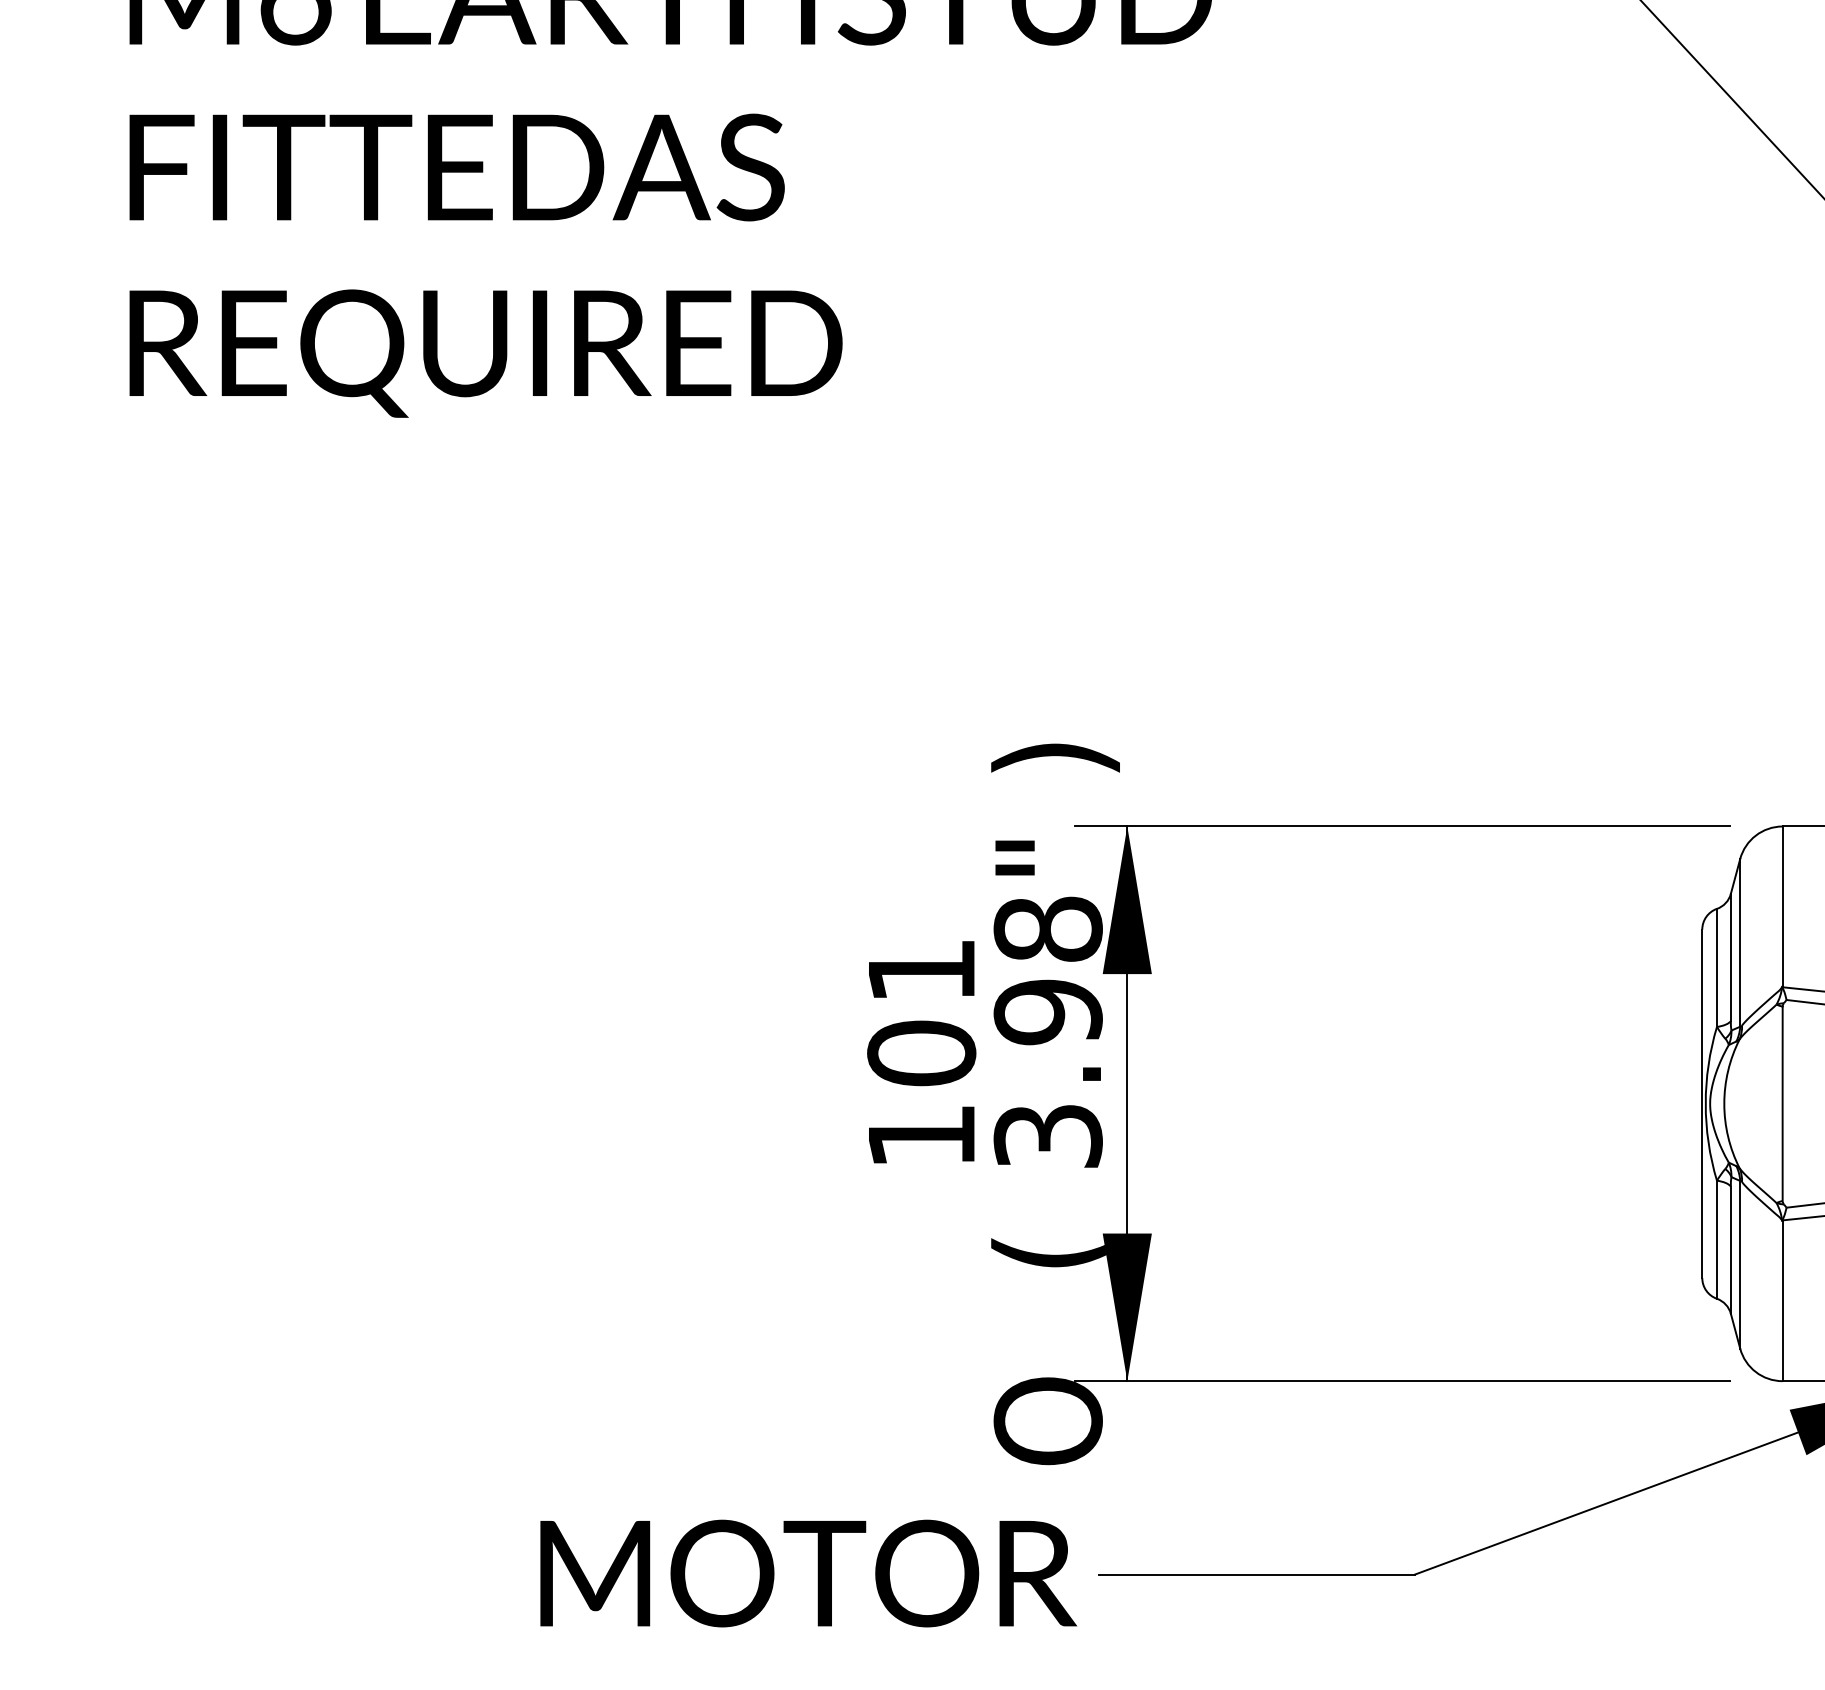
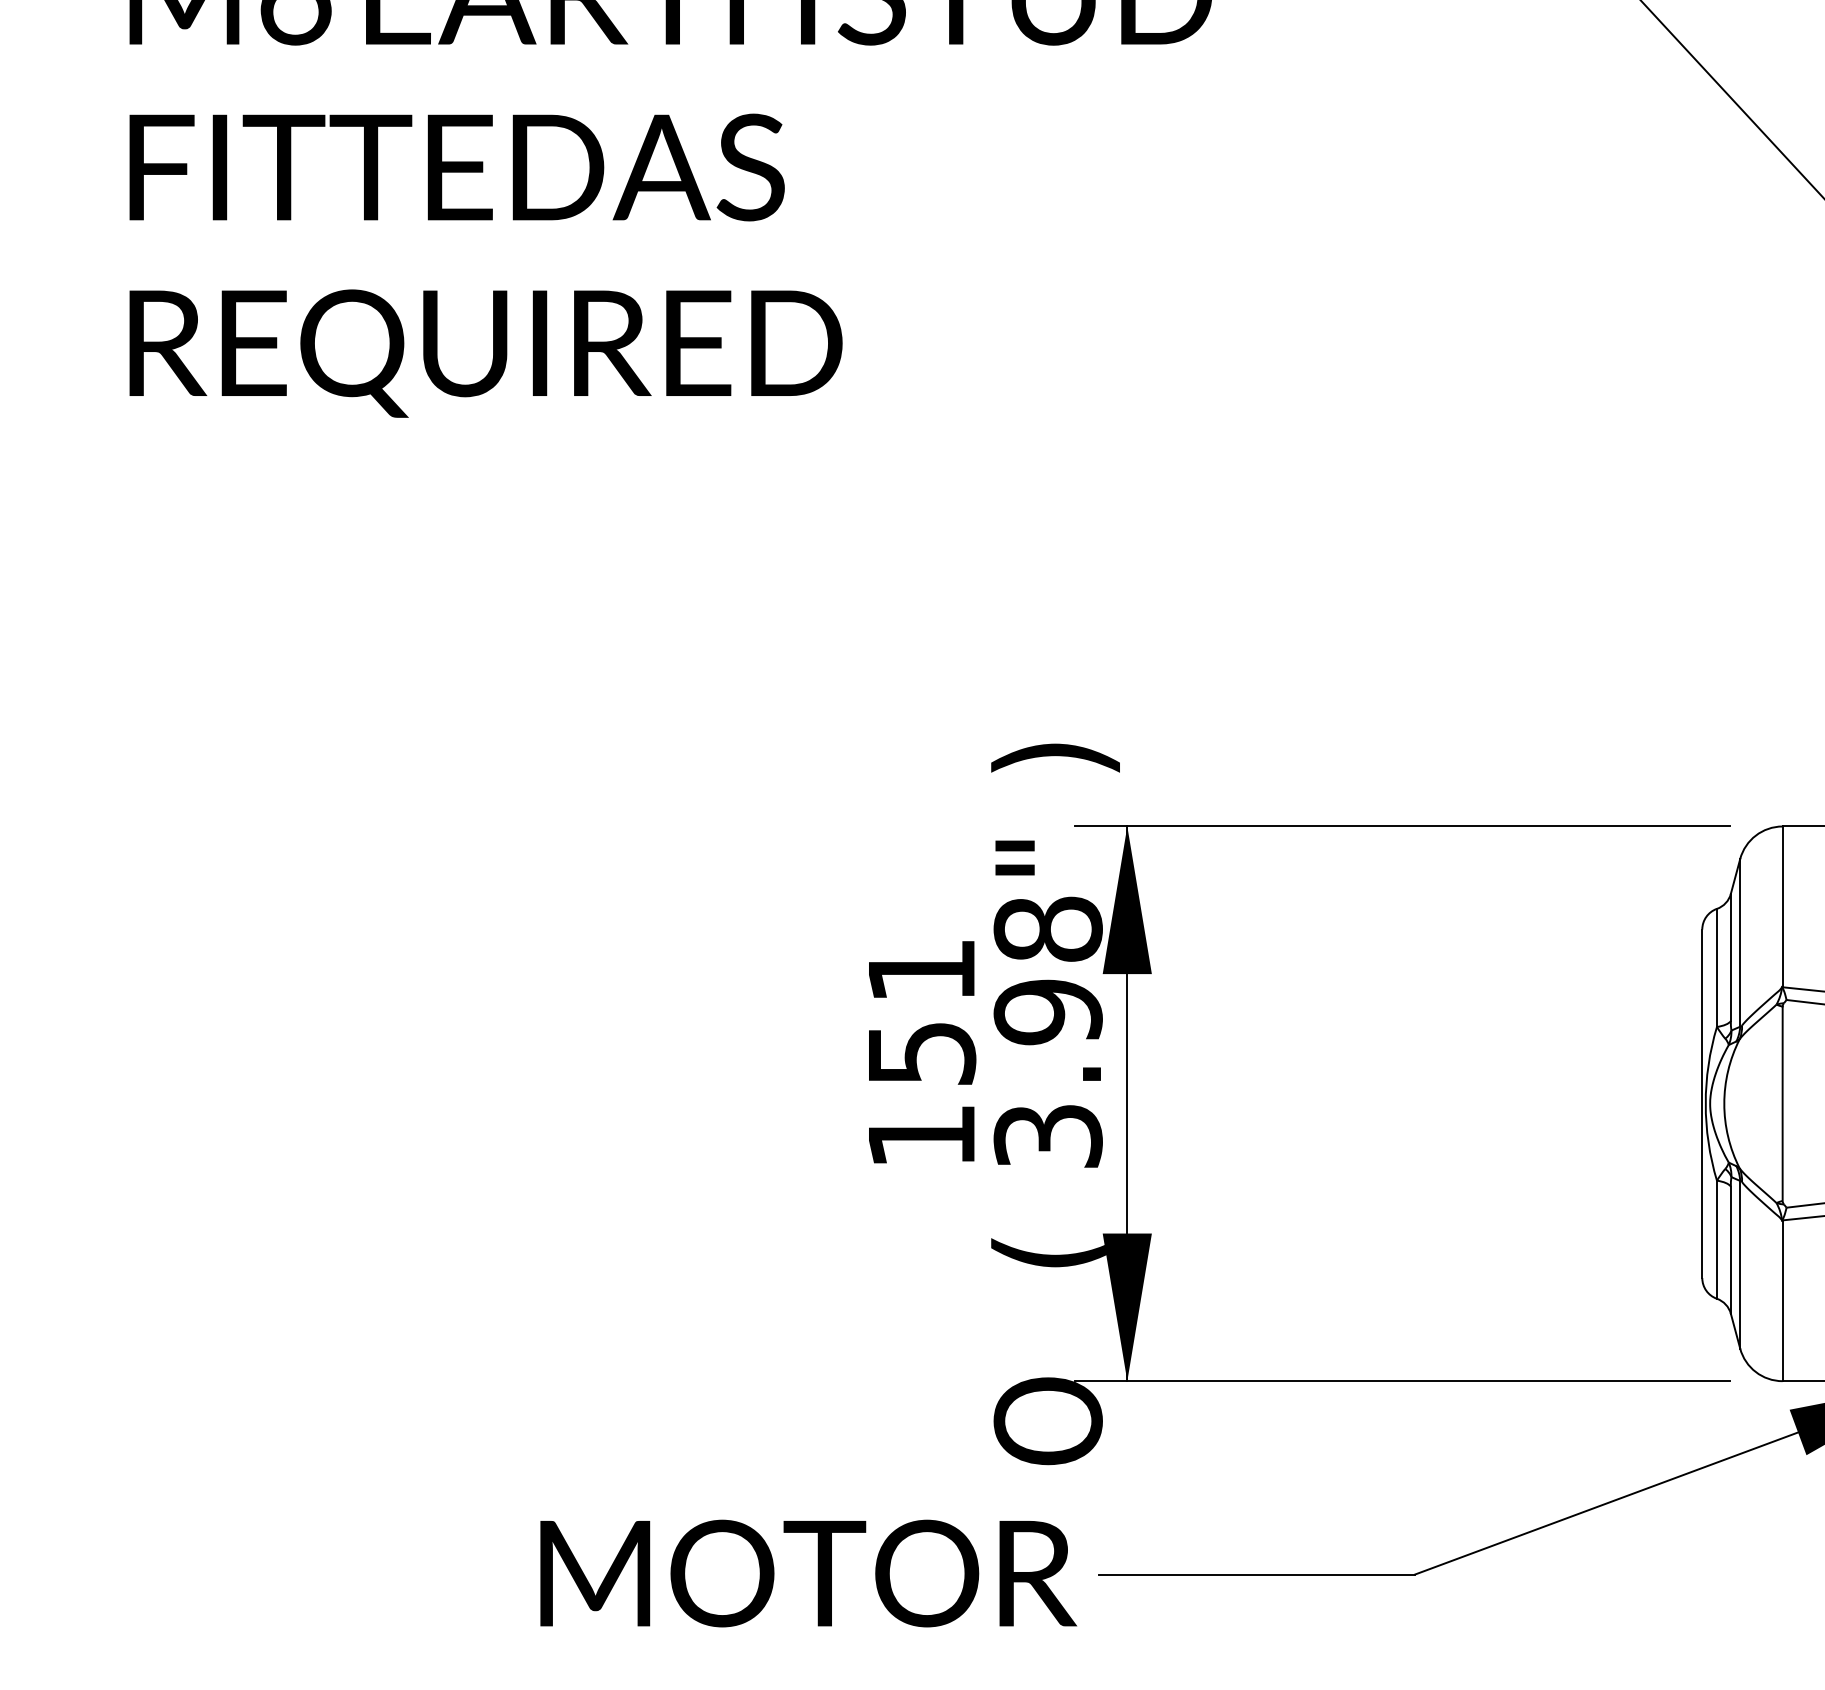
text: 101 -> 151 (921, 1053)
